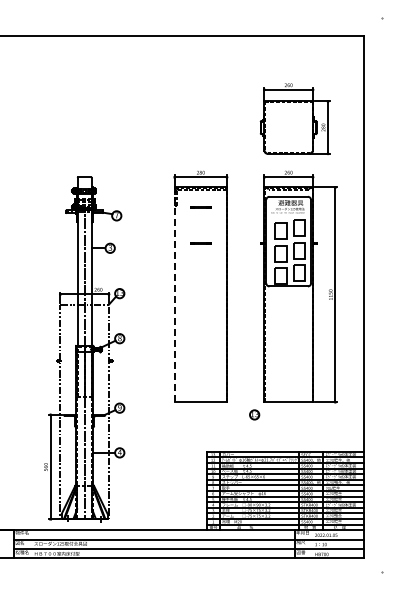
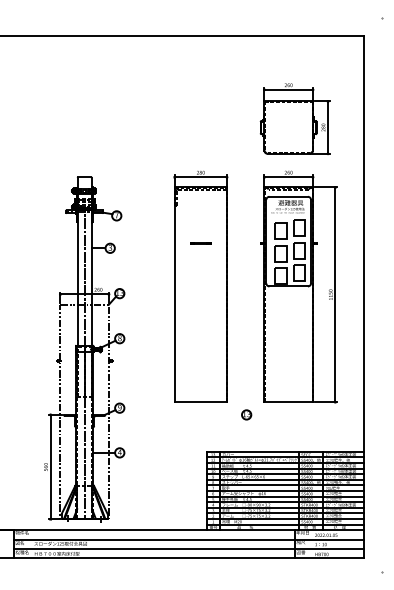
line: present -> none (200, 207)
line: dashed -> solid (174, 294)
part position: (254, 414) -> (246, 414) (246, 414)
